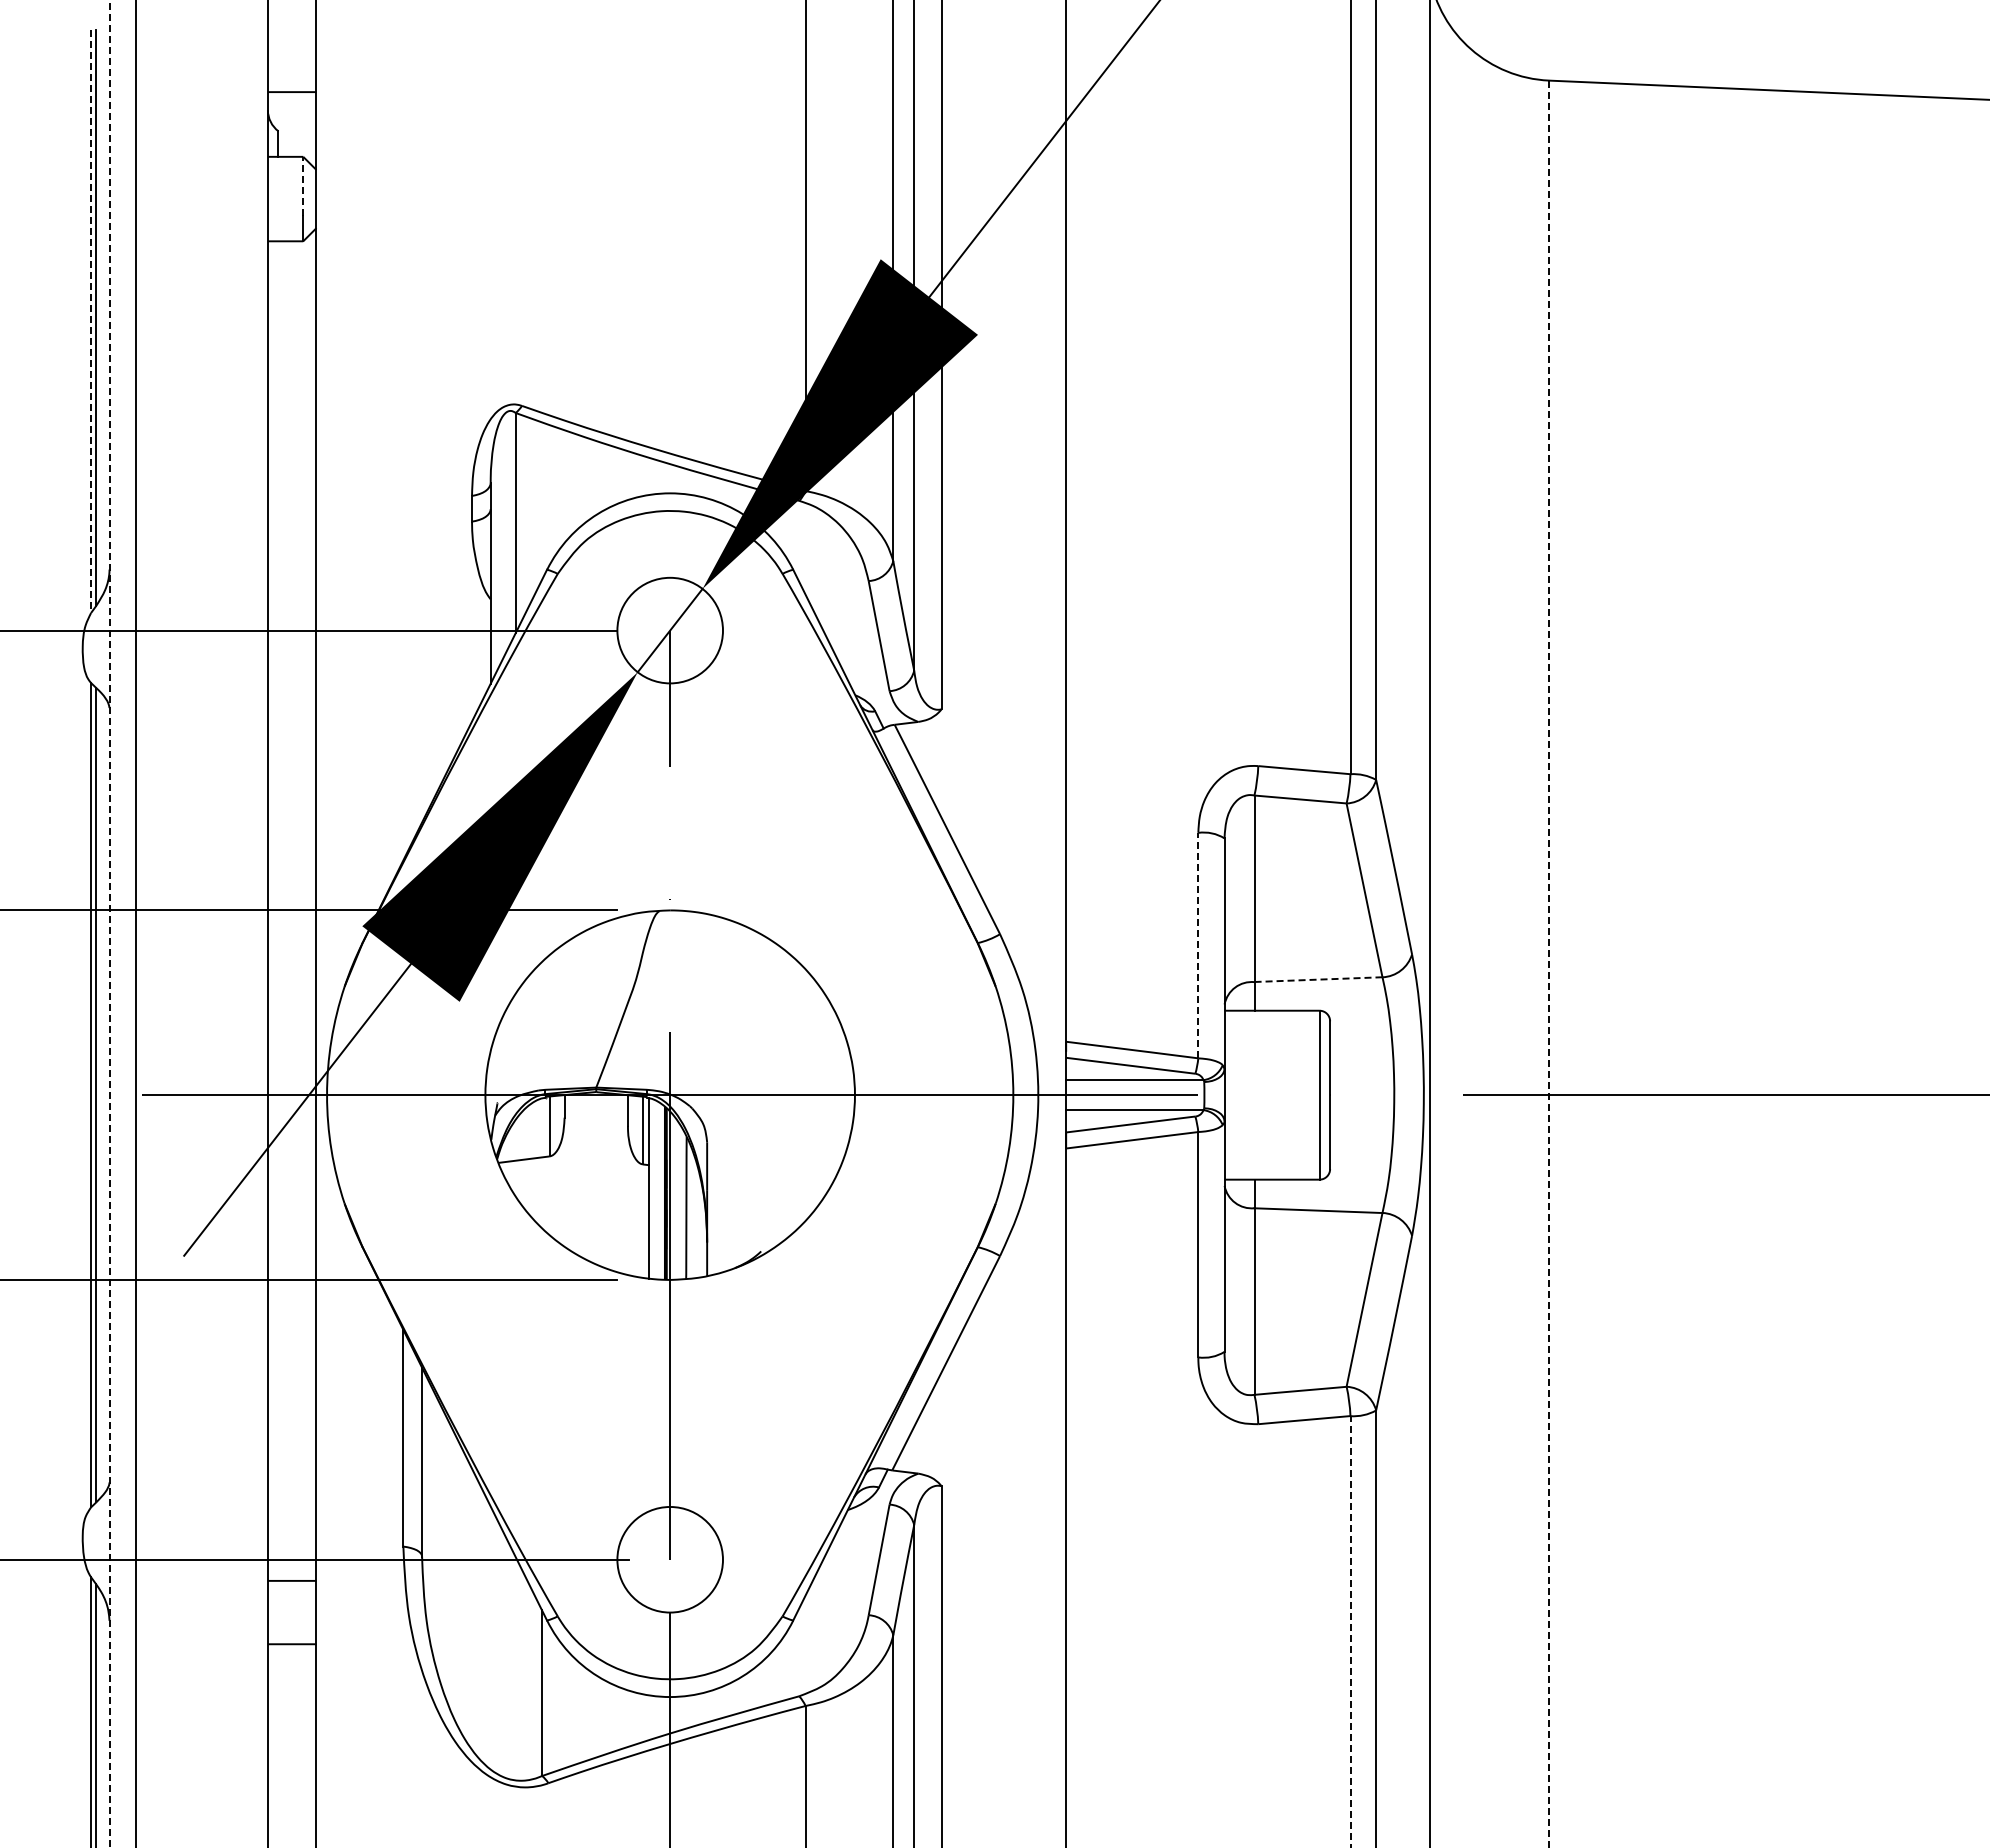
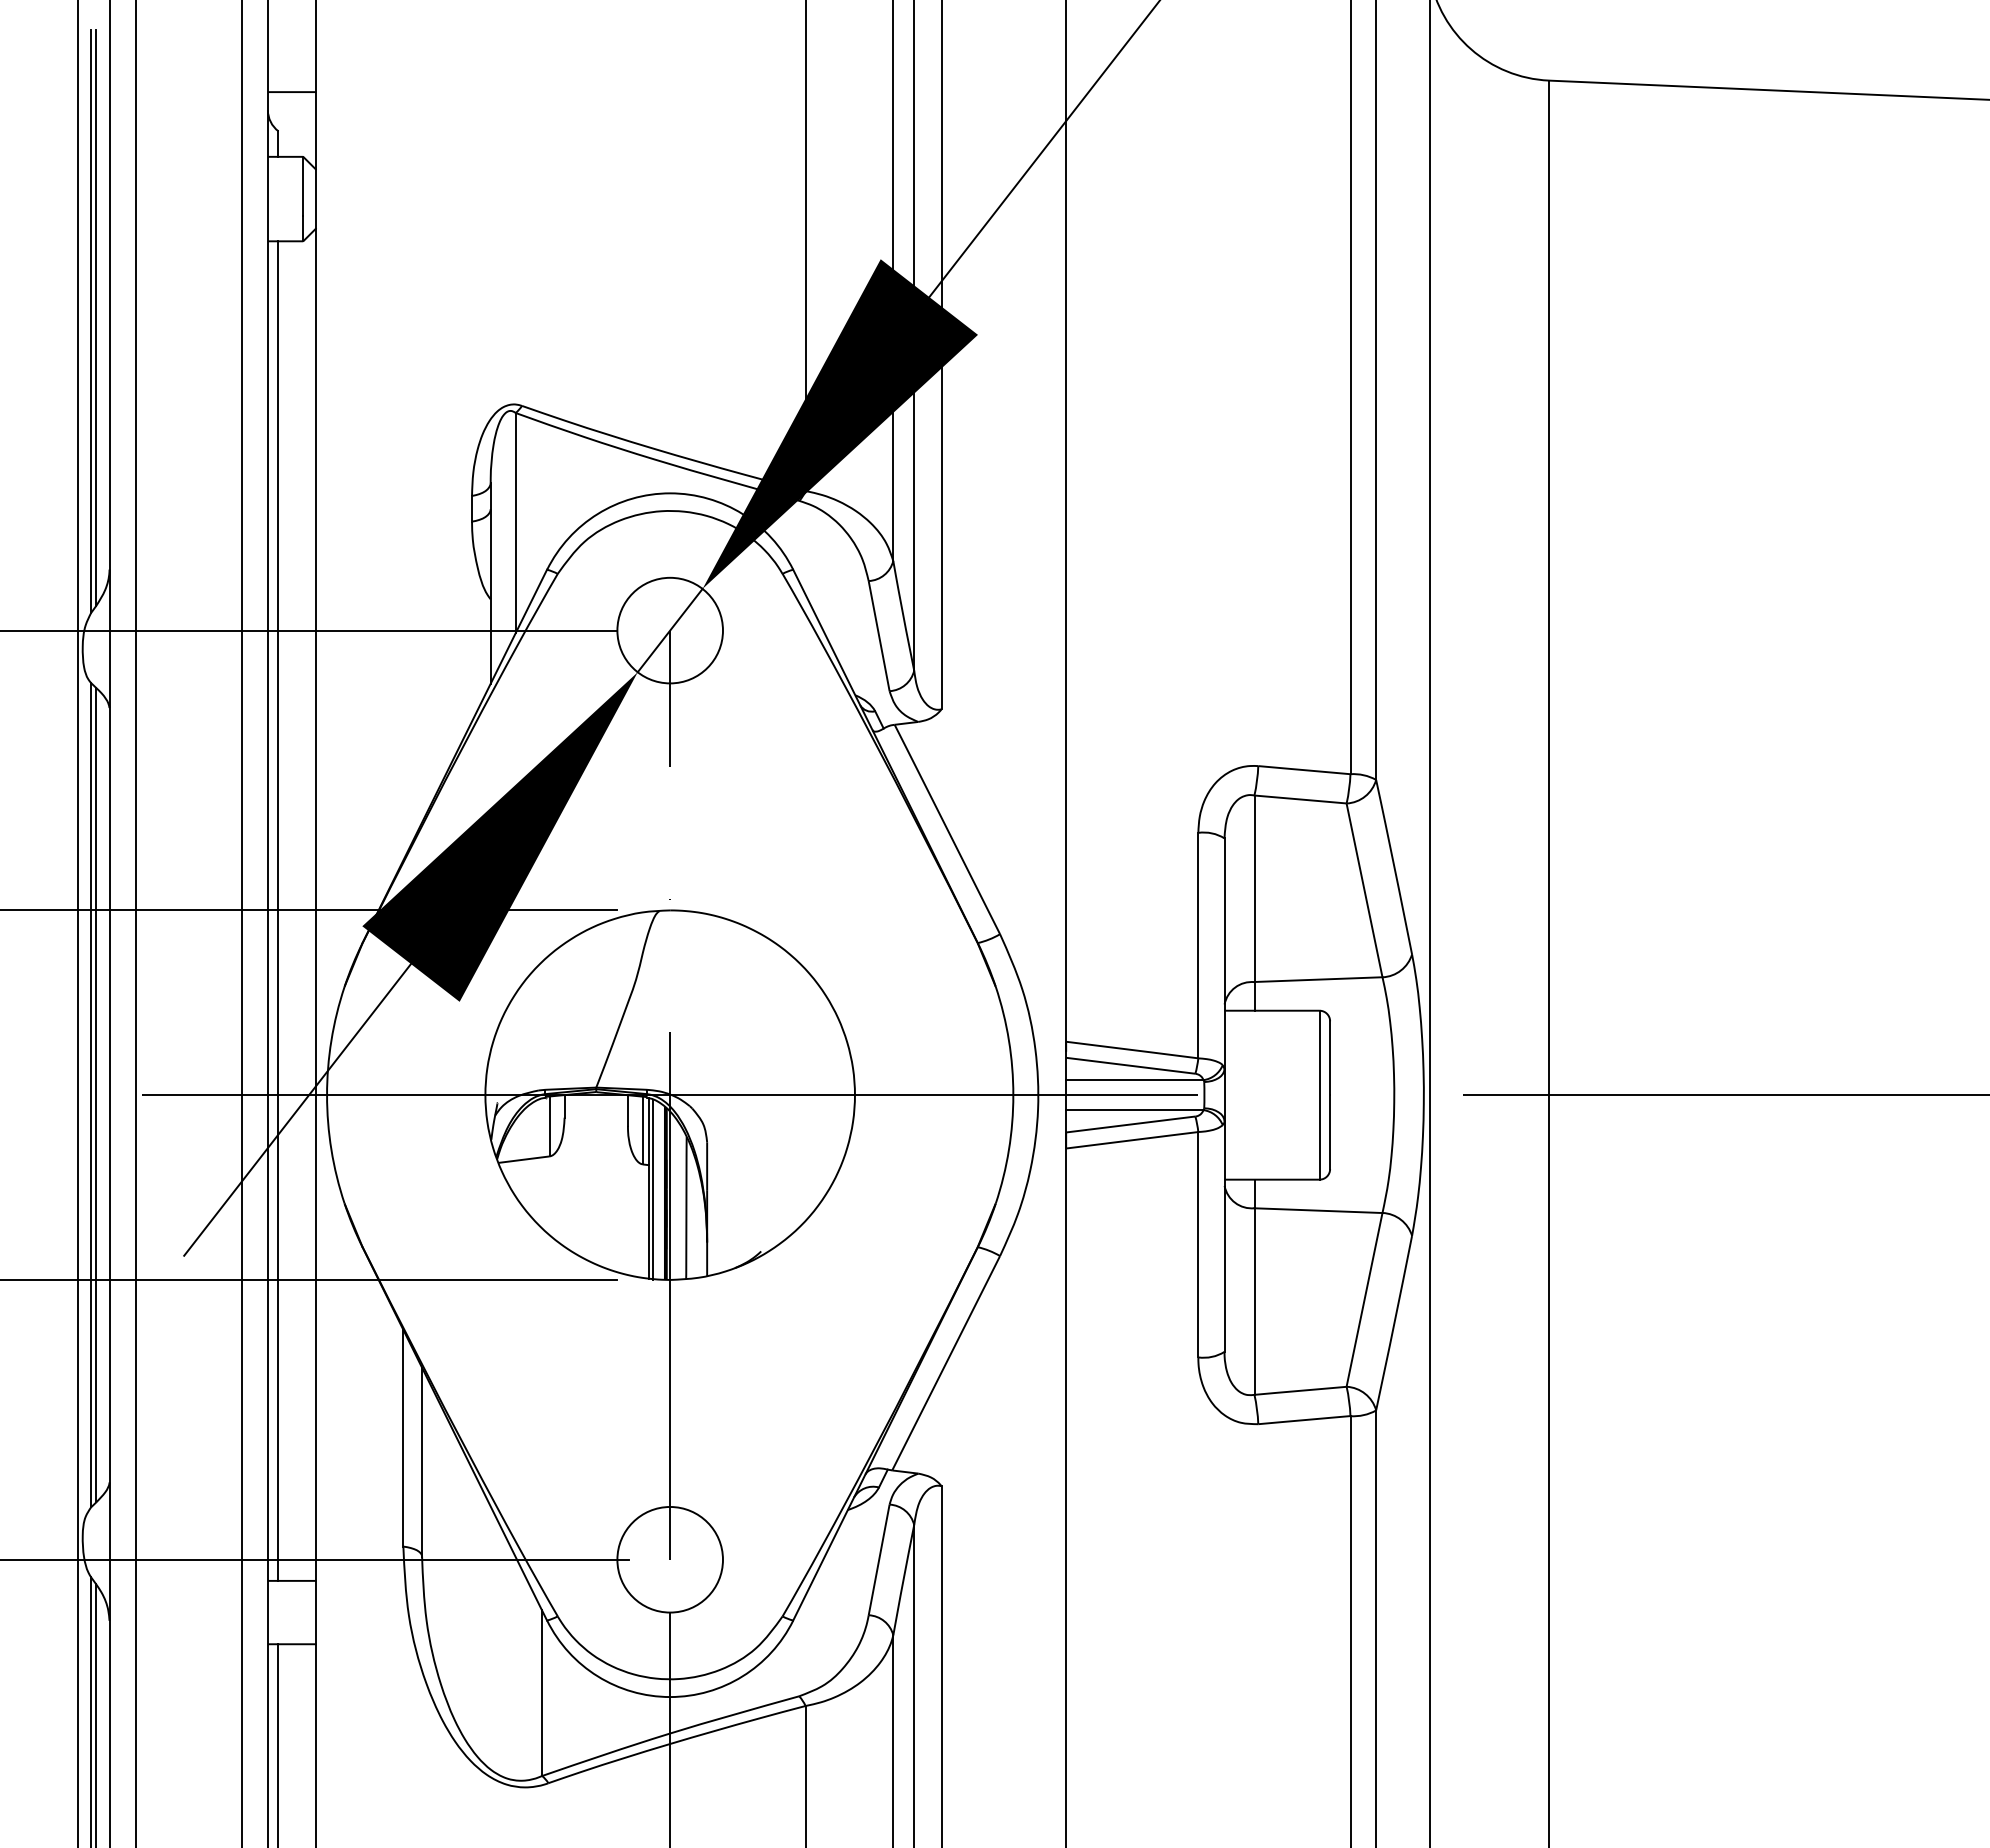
line: dashed -> solid (303, 186)
line: dashed -> solid (91, 322)
line: none -> present (278, 910)
line: none -> present (77, 923)
line: dashed -> solid (109, 923)
line: none -> present (241, 923)
line: dashed -> solid (1198, 945)
line: dashed -> solid (1549, 964)
line: dashed -> solid (1318, 979)
line: none -> present (652, 1189)
line: dashed -> solid (1350, 1631)
line: none -> present (278, 1744)
